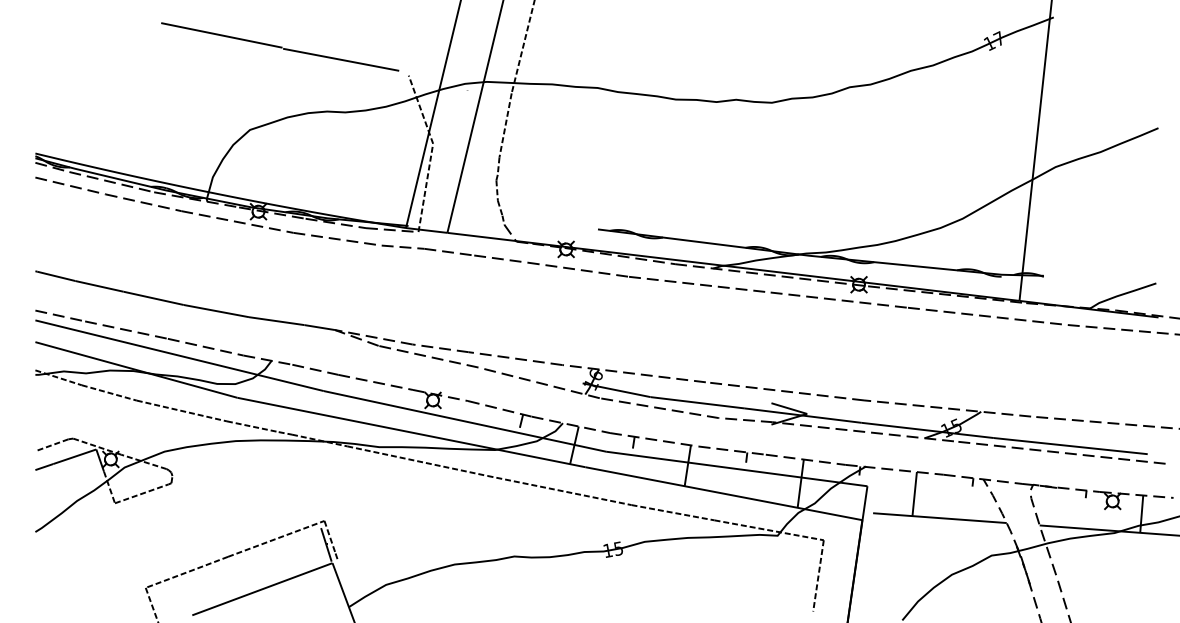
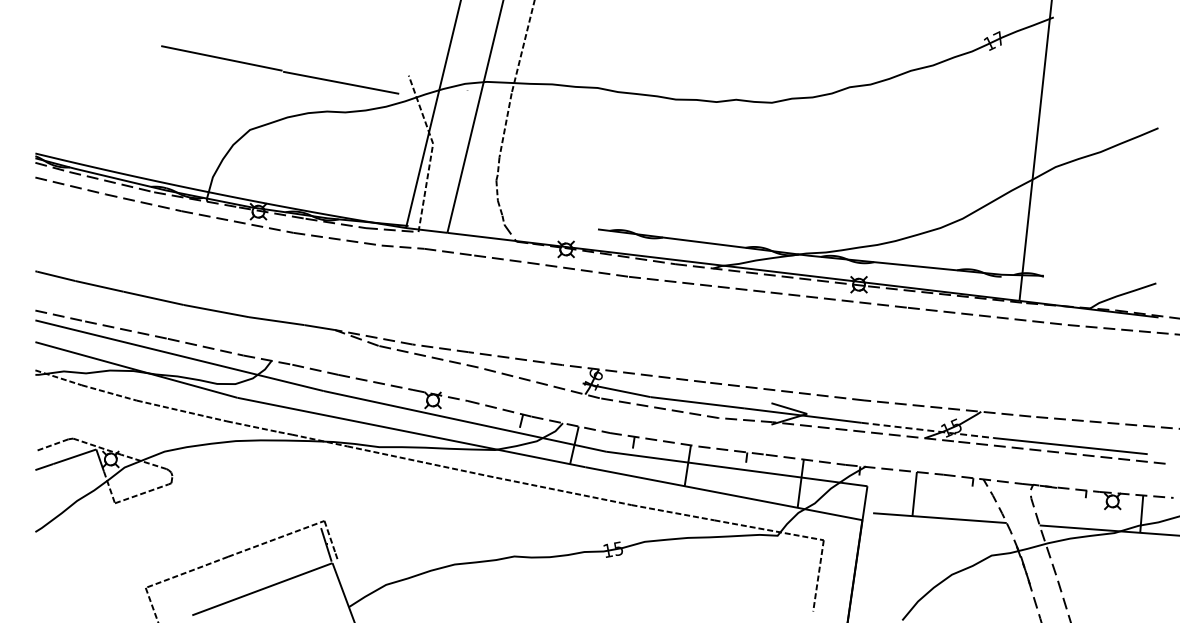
part position: (280, 46) -> (280, 69) (280, 69)
line: solid -> dashed (928, 430)
